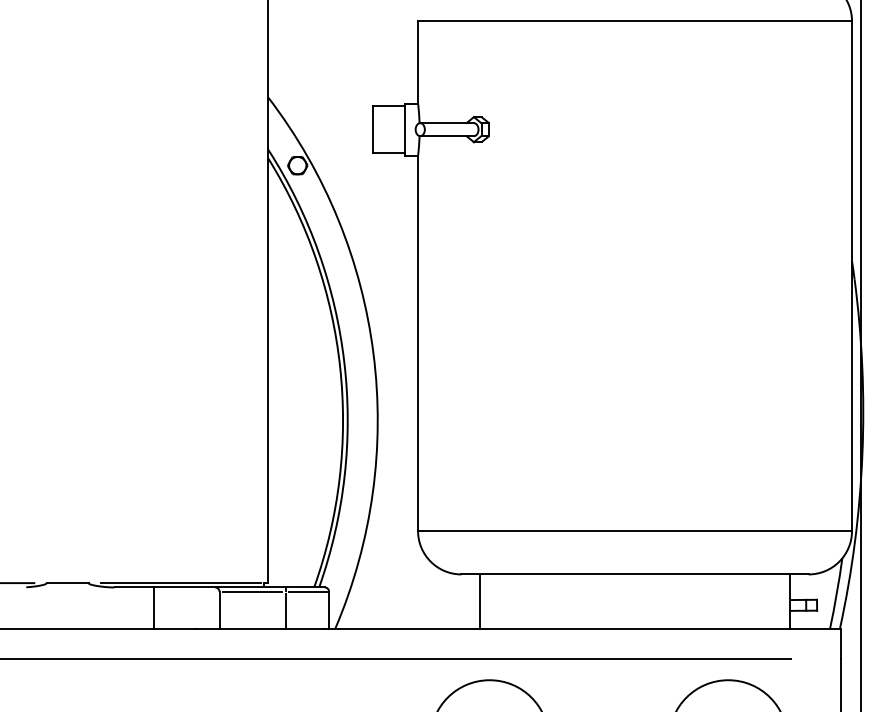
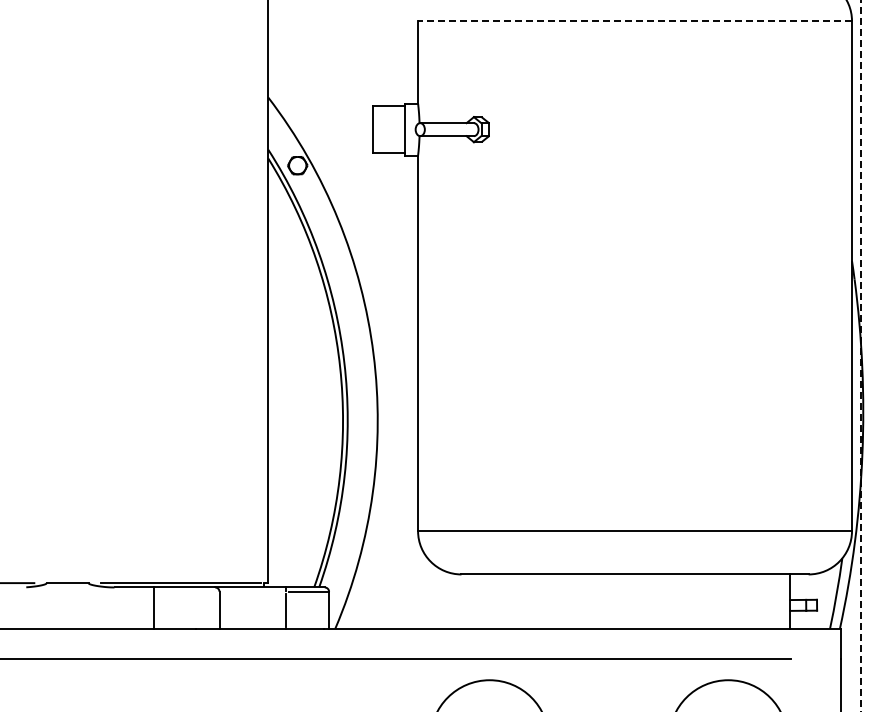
line: solid -> dashed (635, 21)
line: solid -> dashed (861, 356)
line: present -> none (252, 591)
line: present -> none (479, 601)
